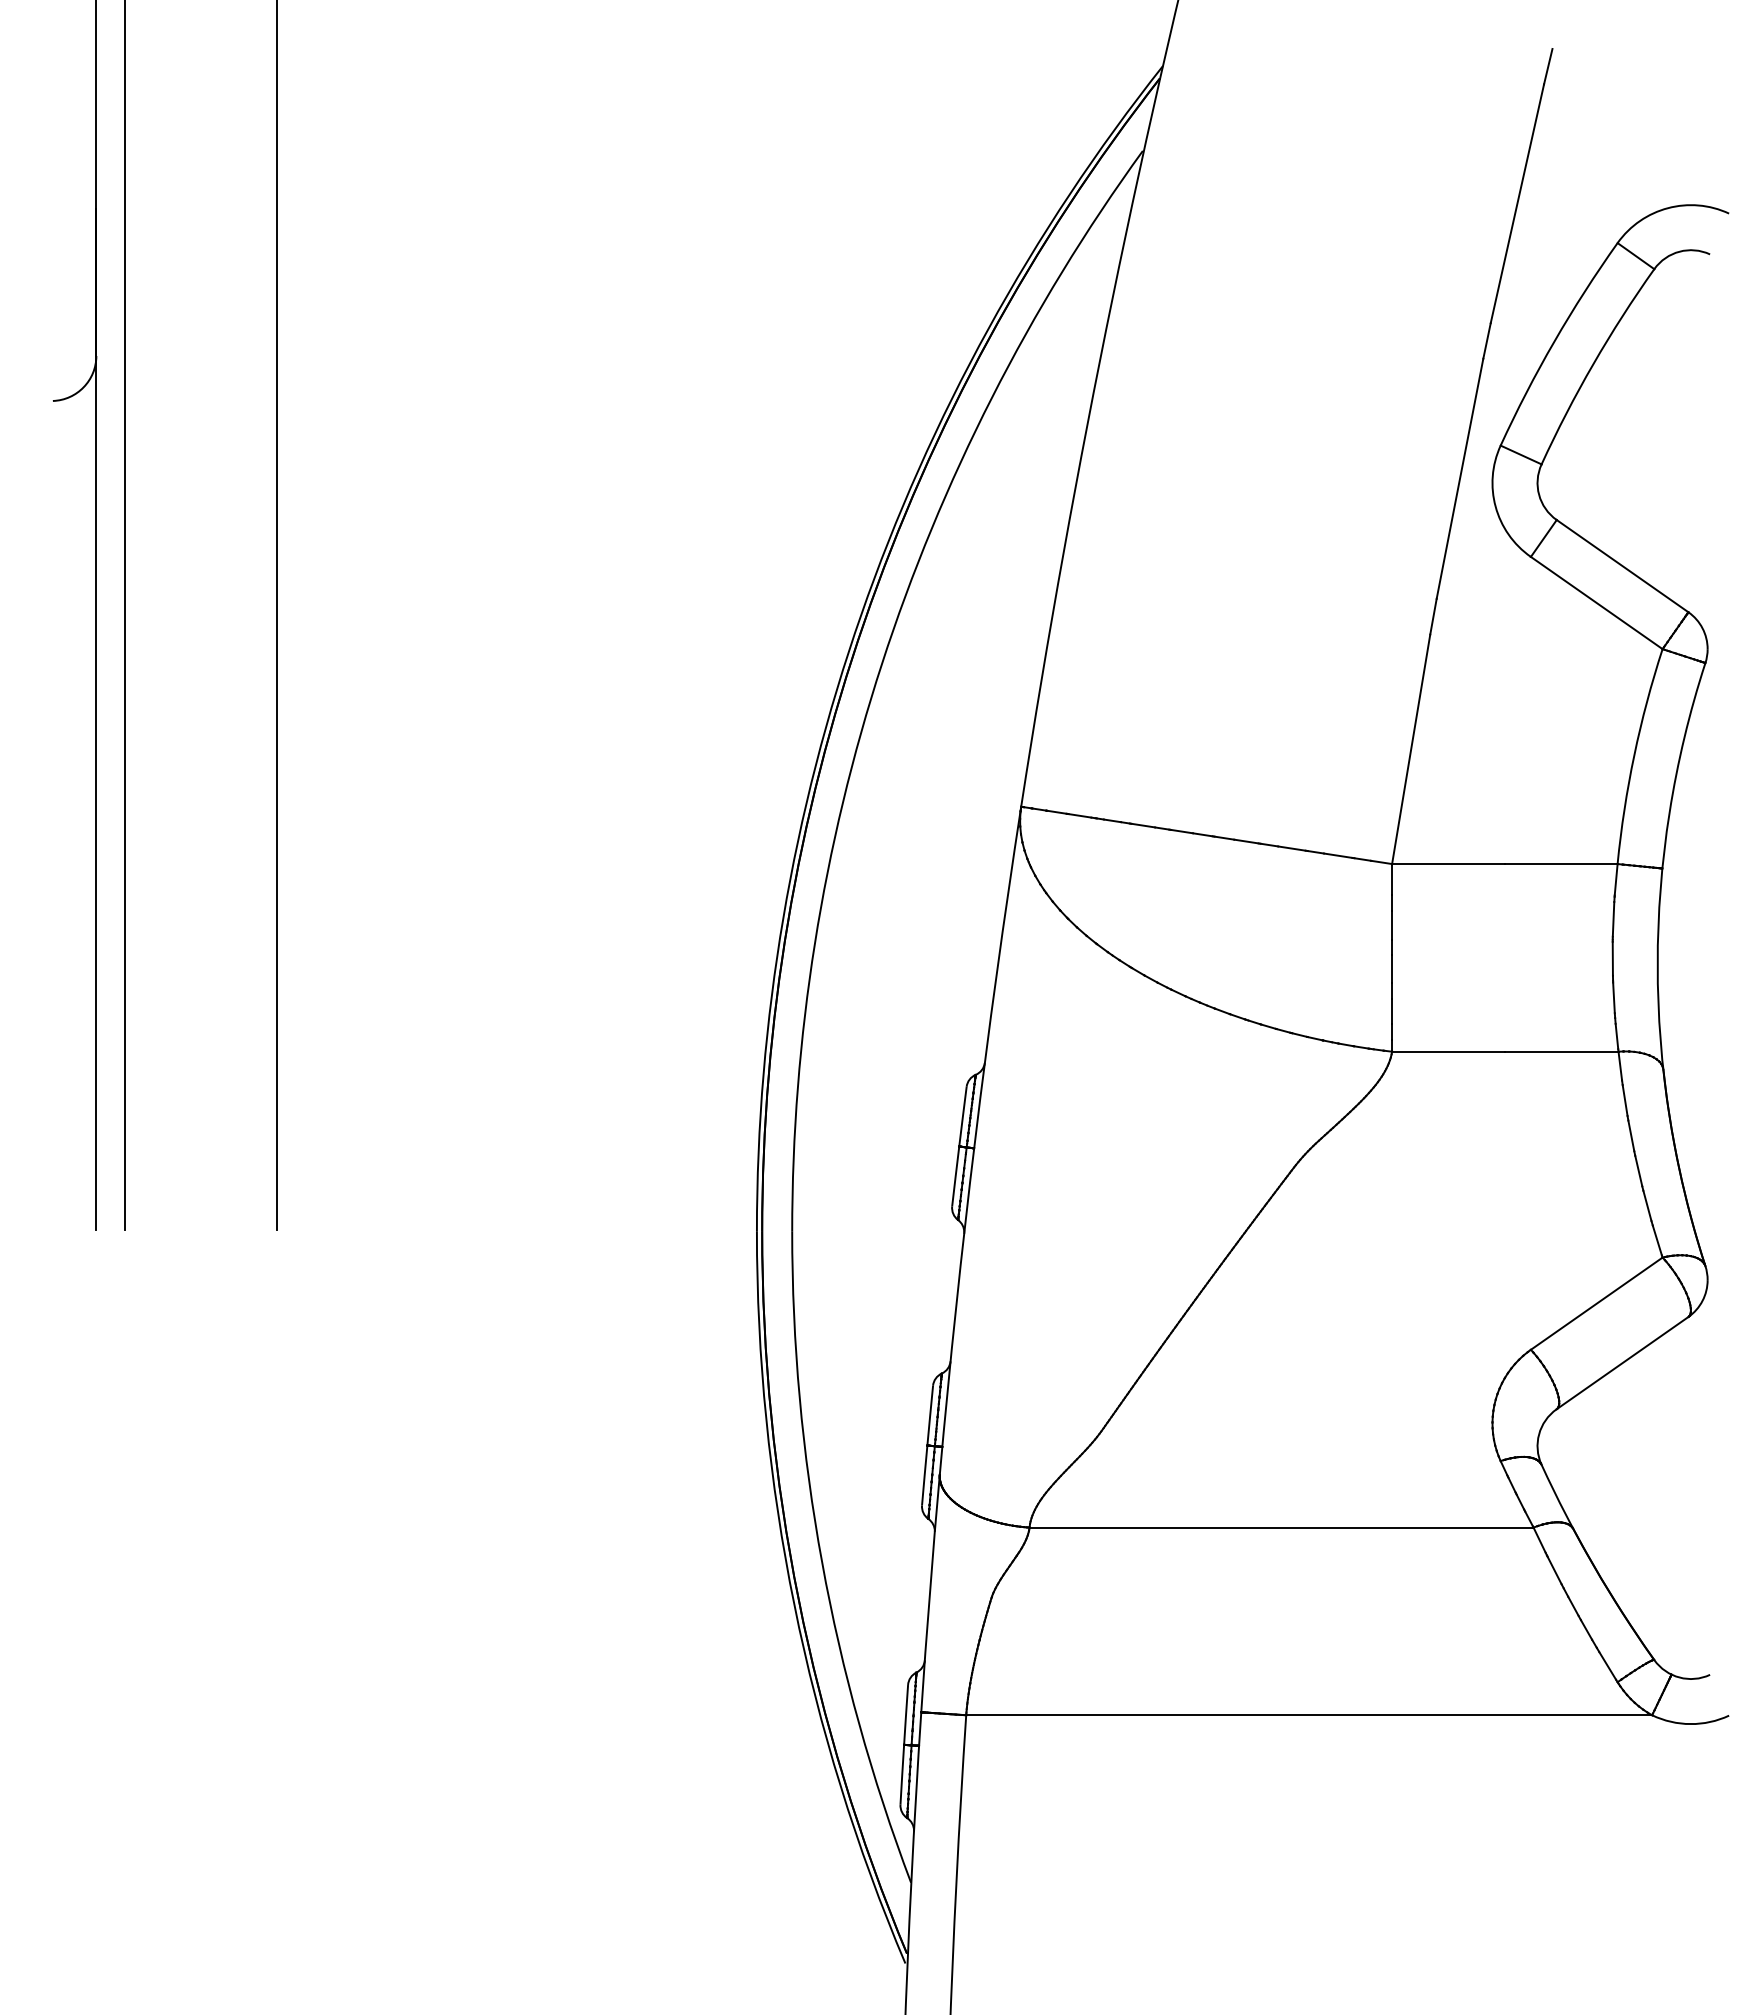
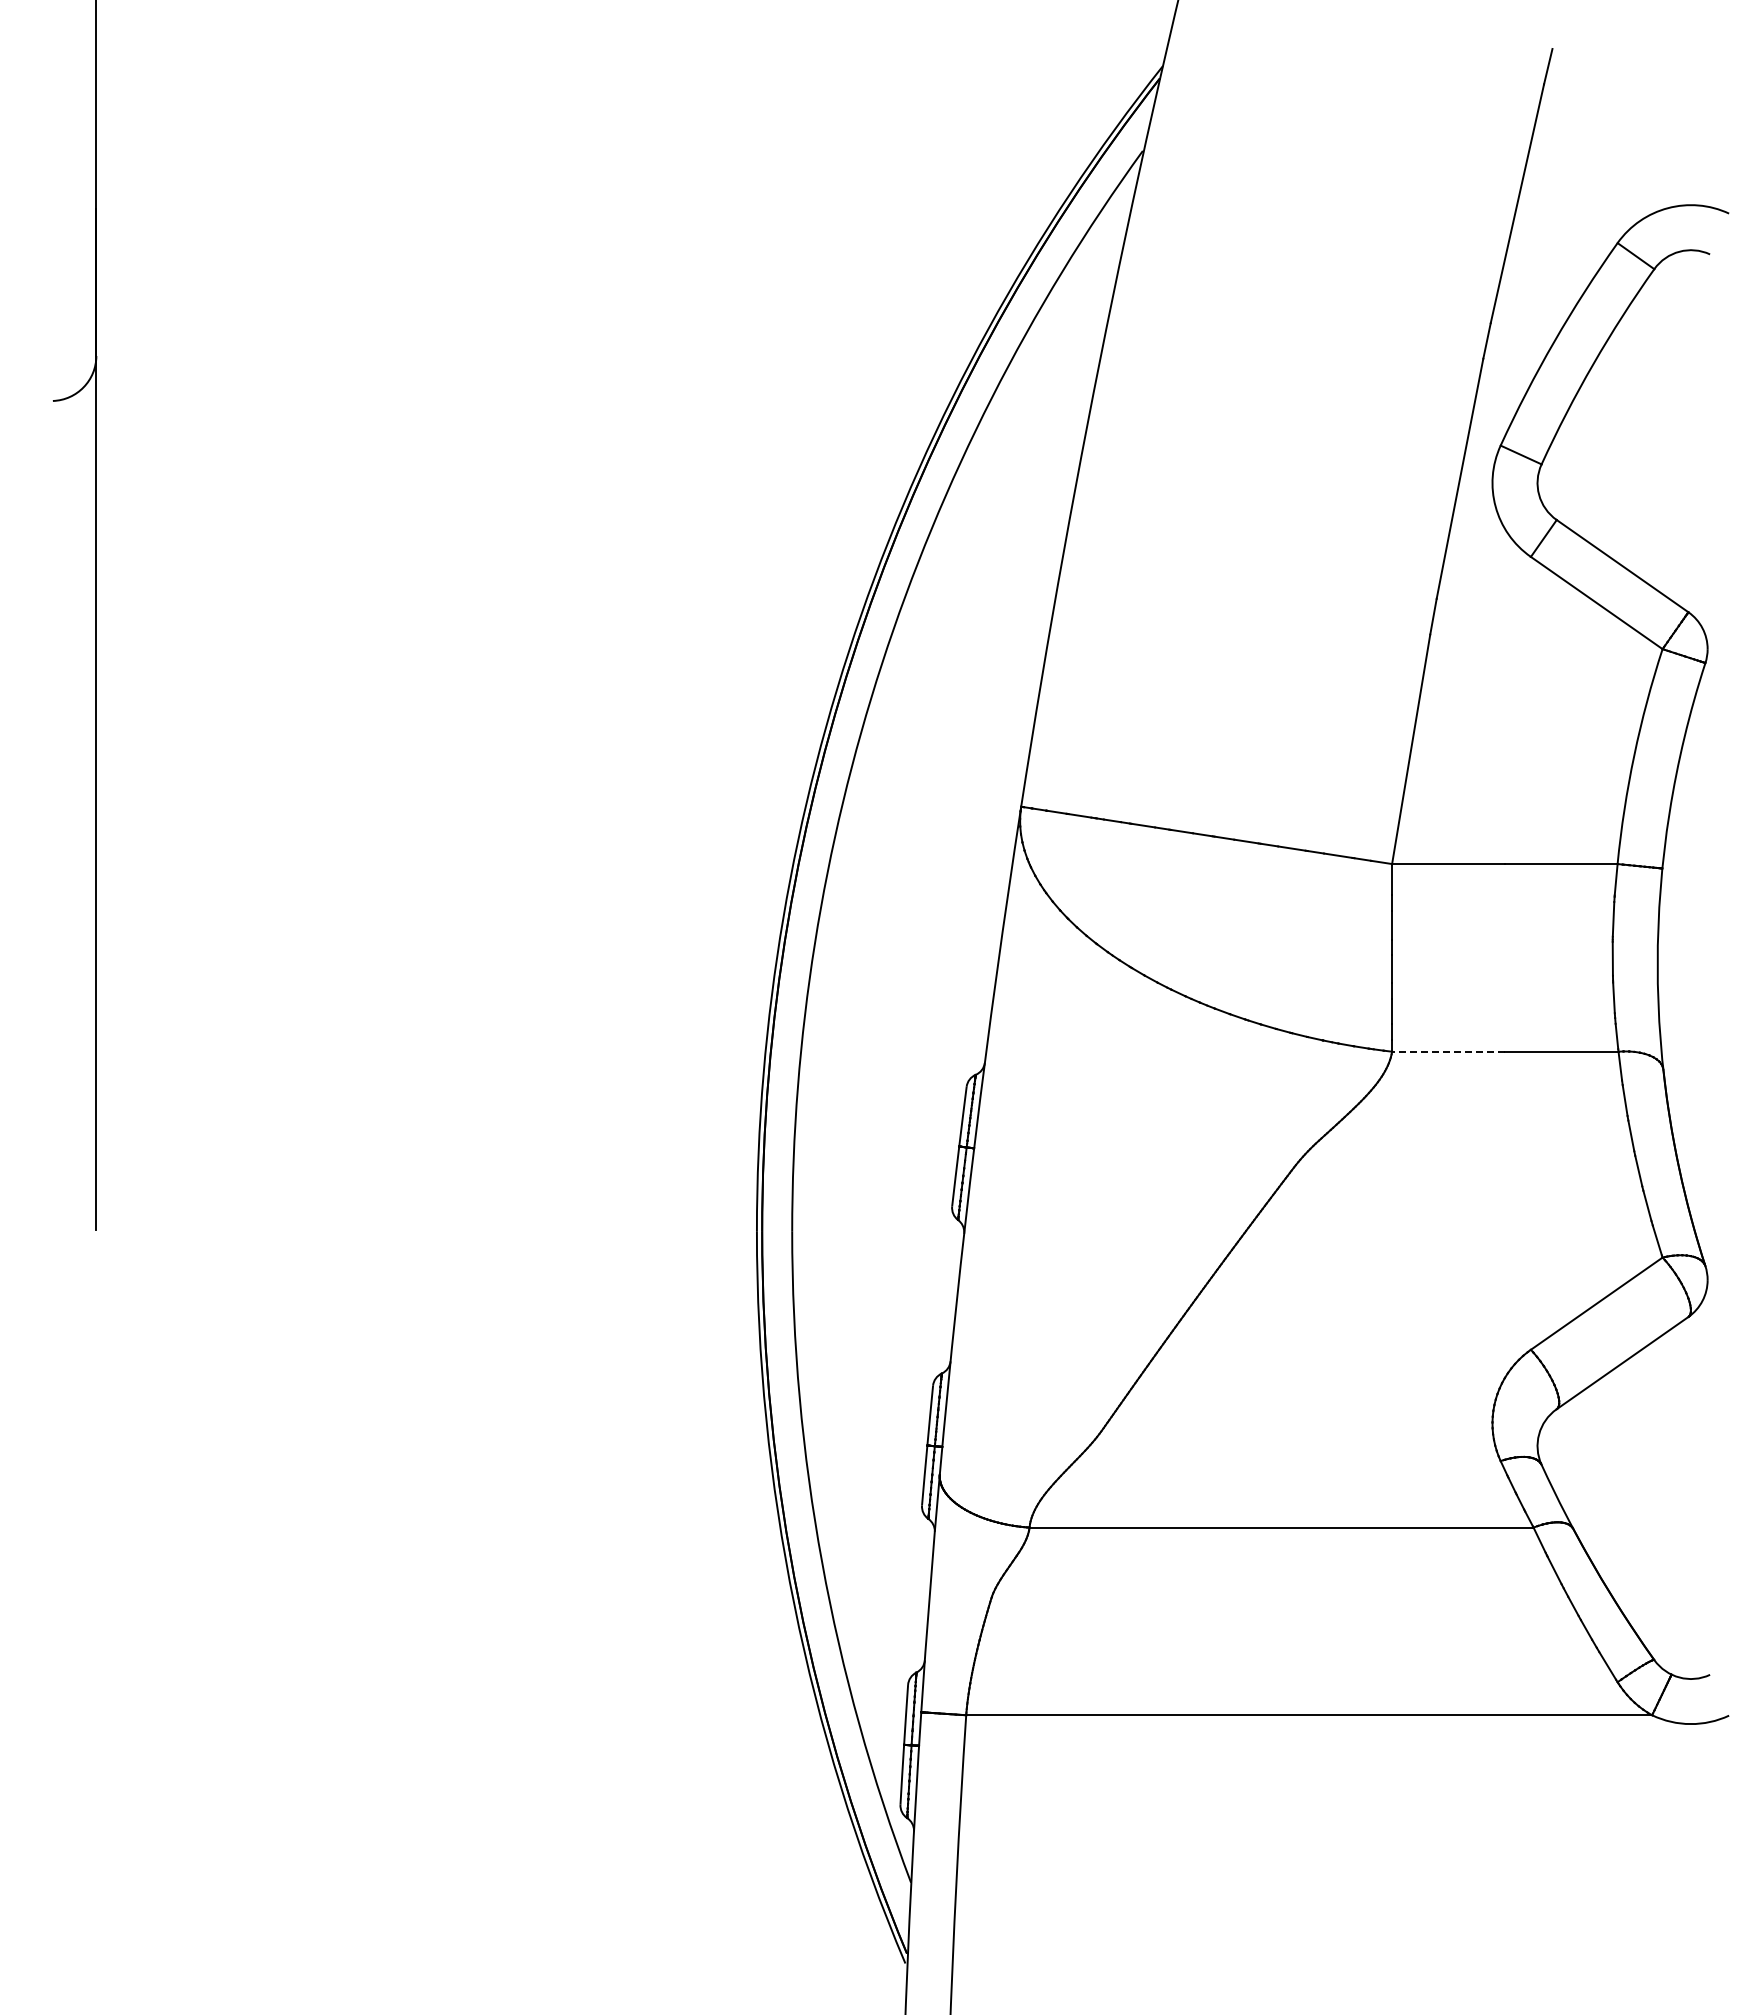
line: present -> none (125, 616)
line: present -> none (276, 616)
line: solid -> dashed (1448, 1051)
